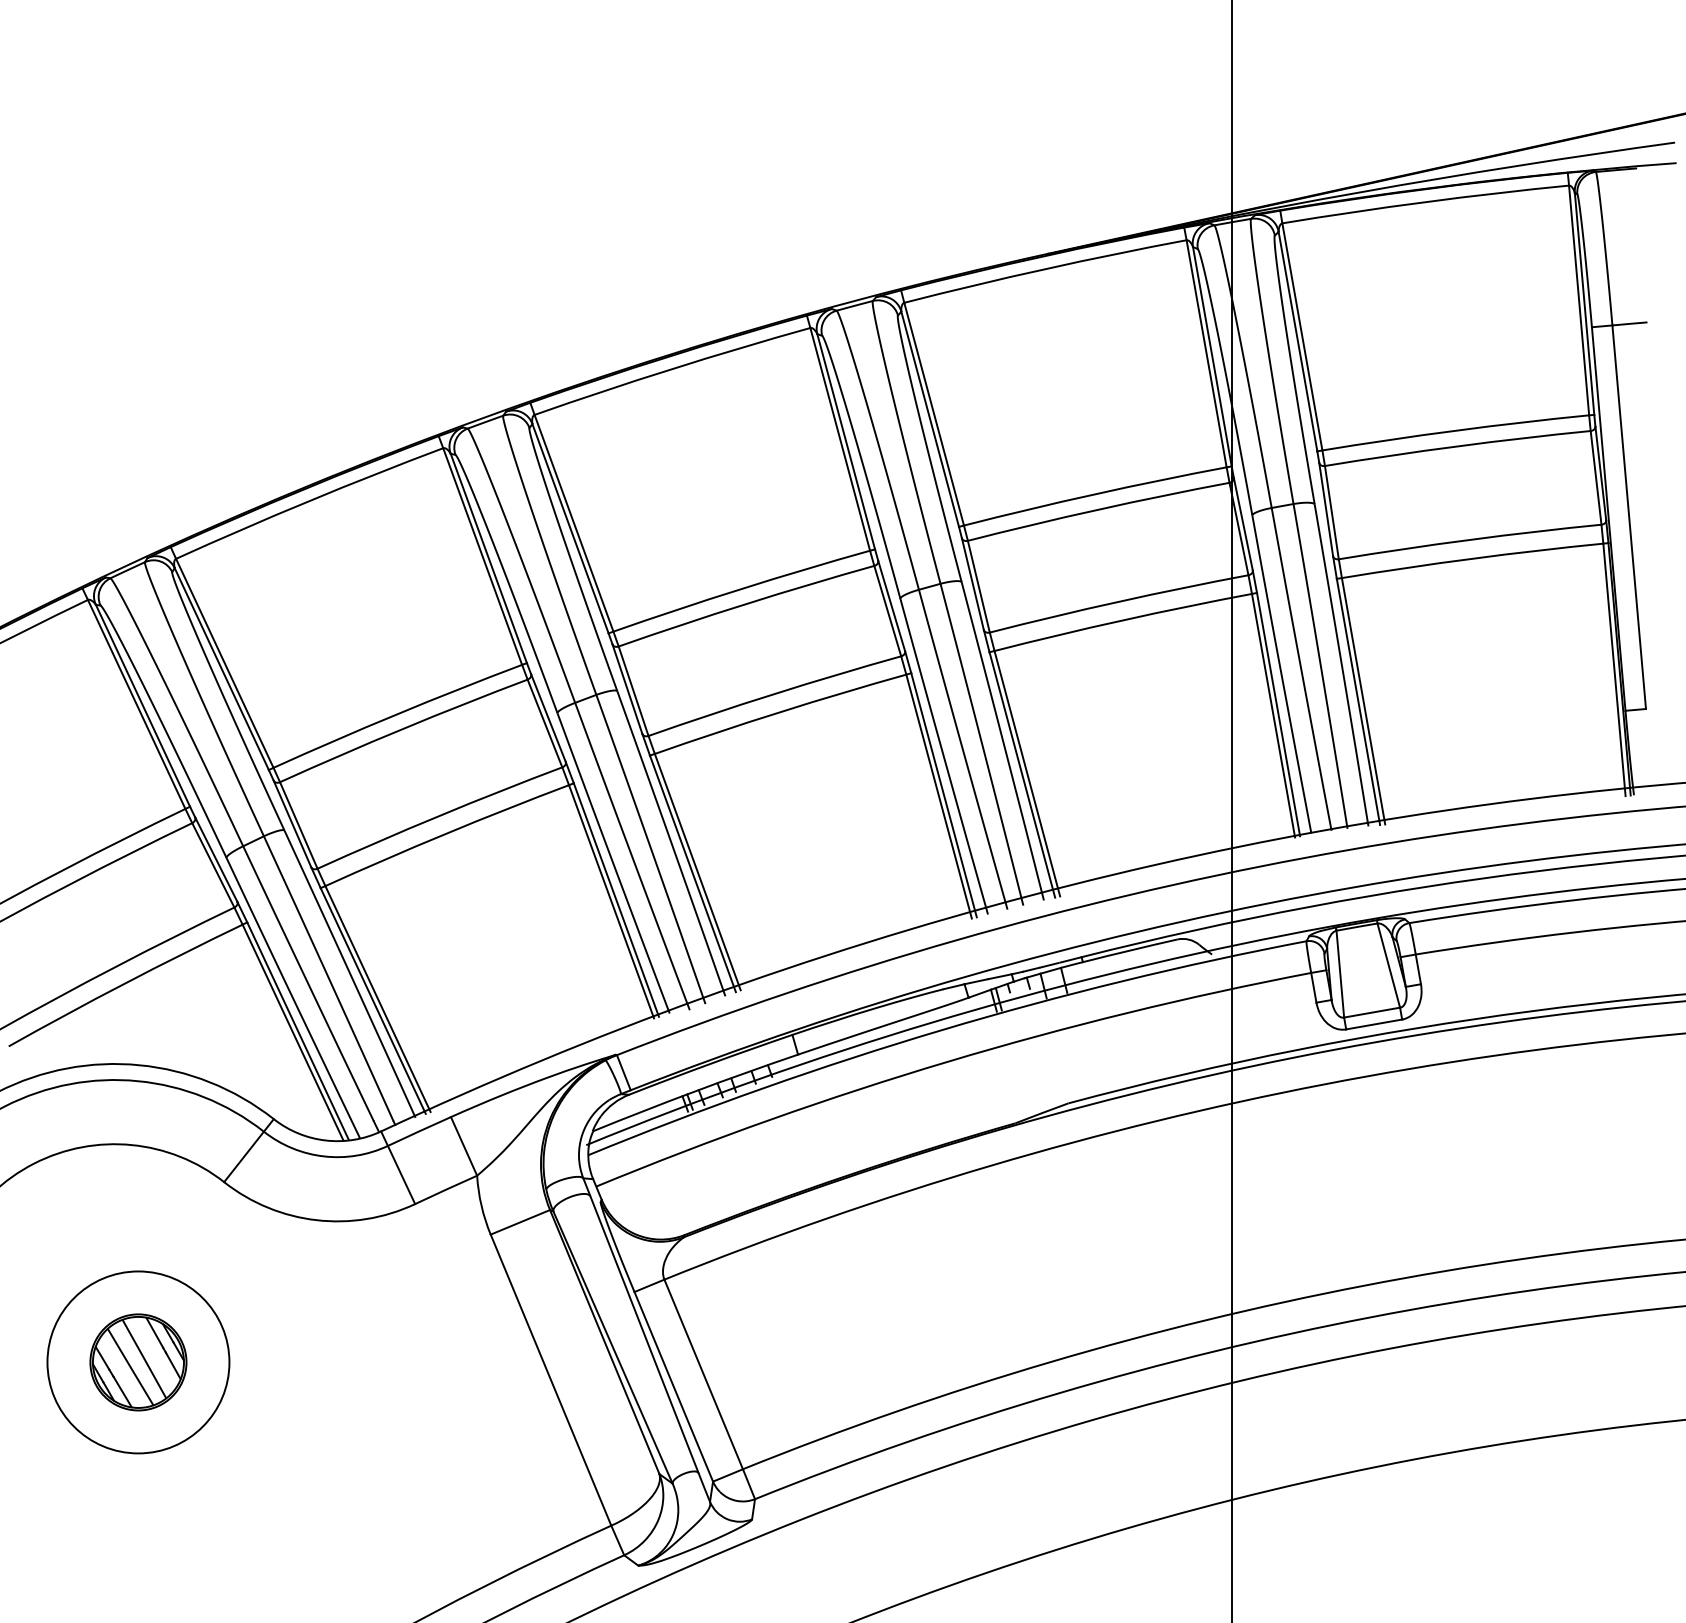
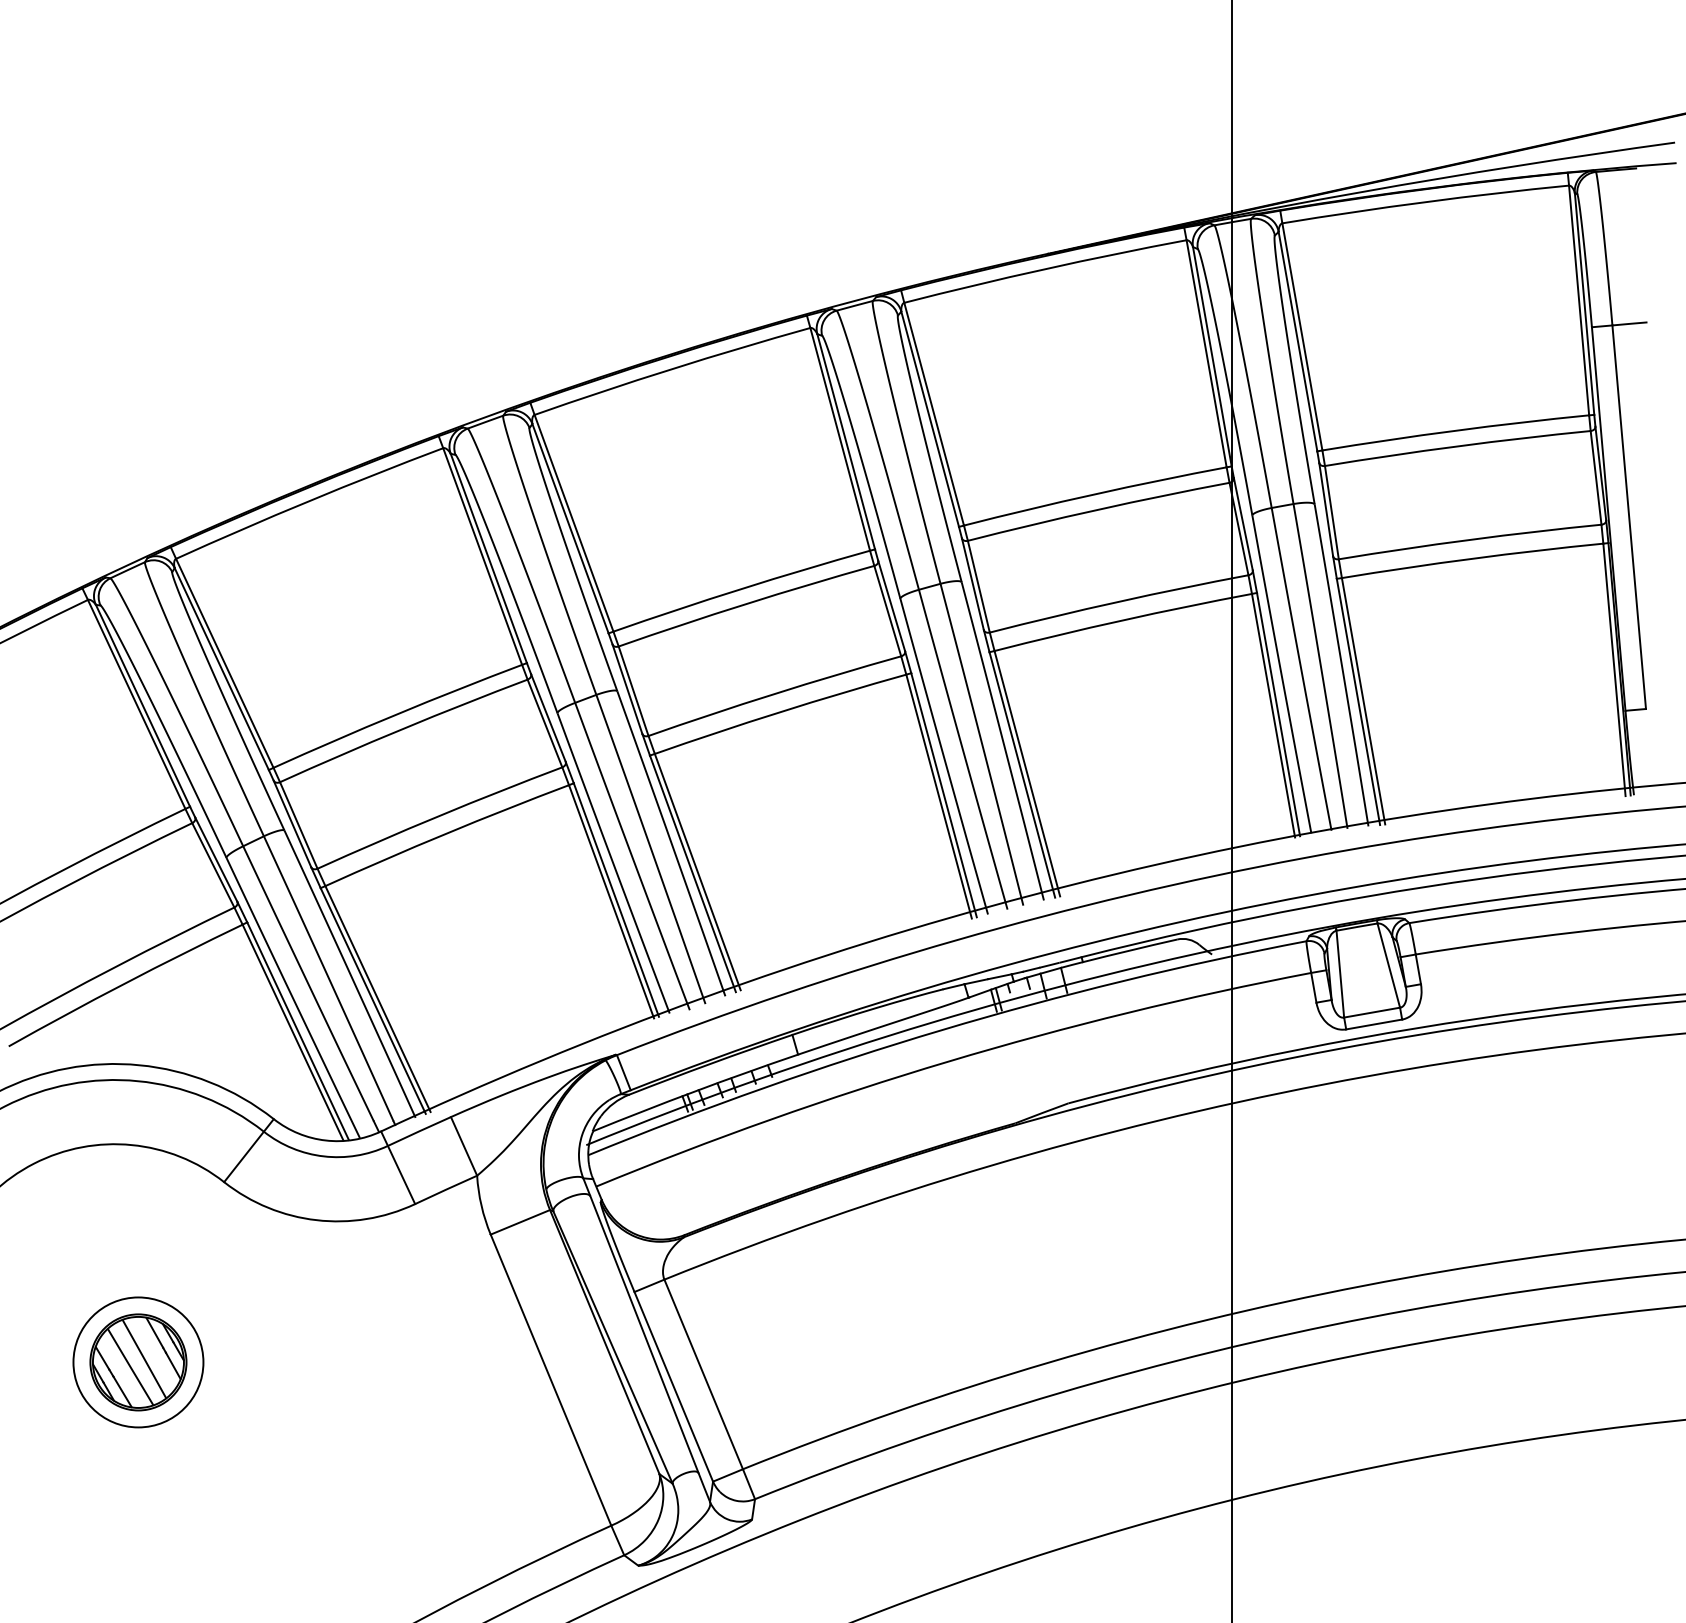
circle diameter: 182 px -> 130 px (138, 1362)
